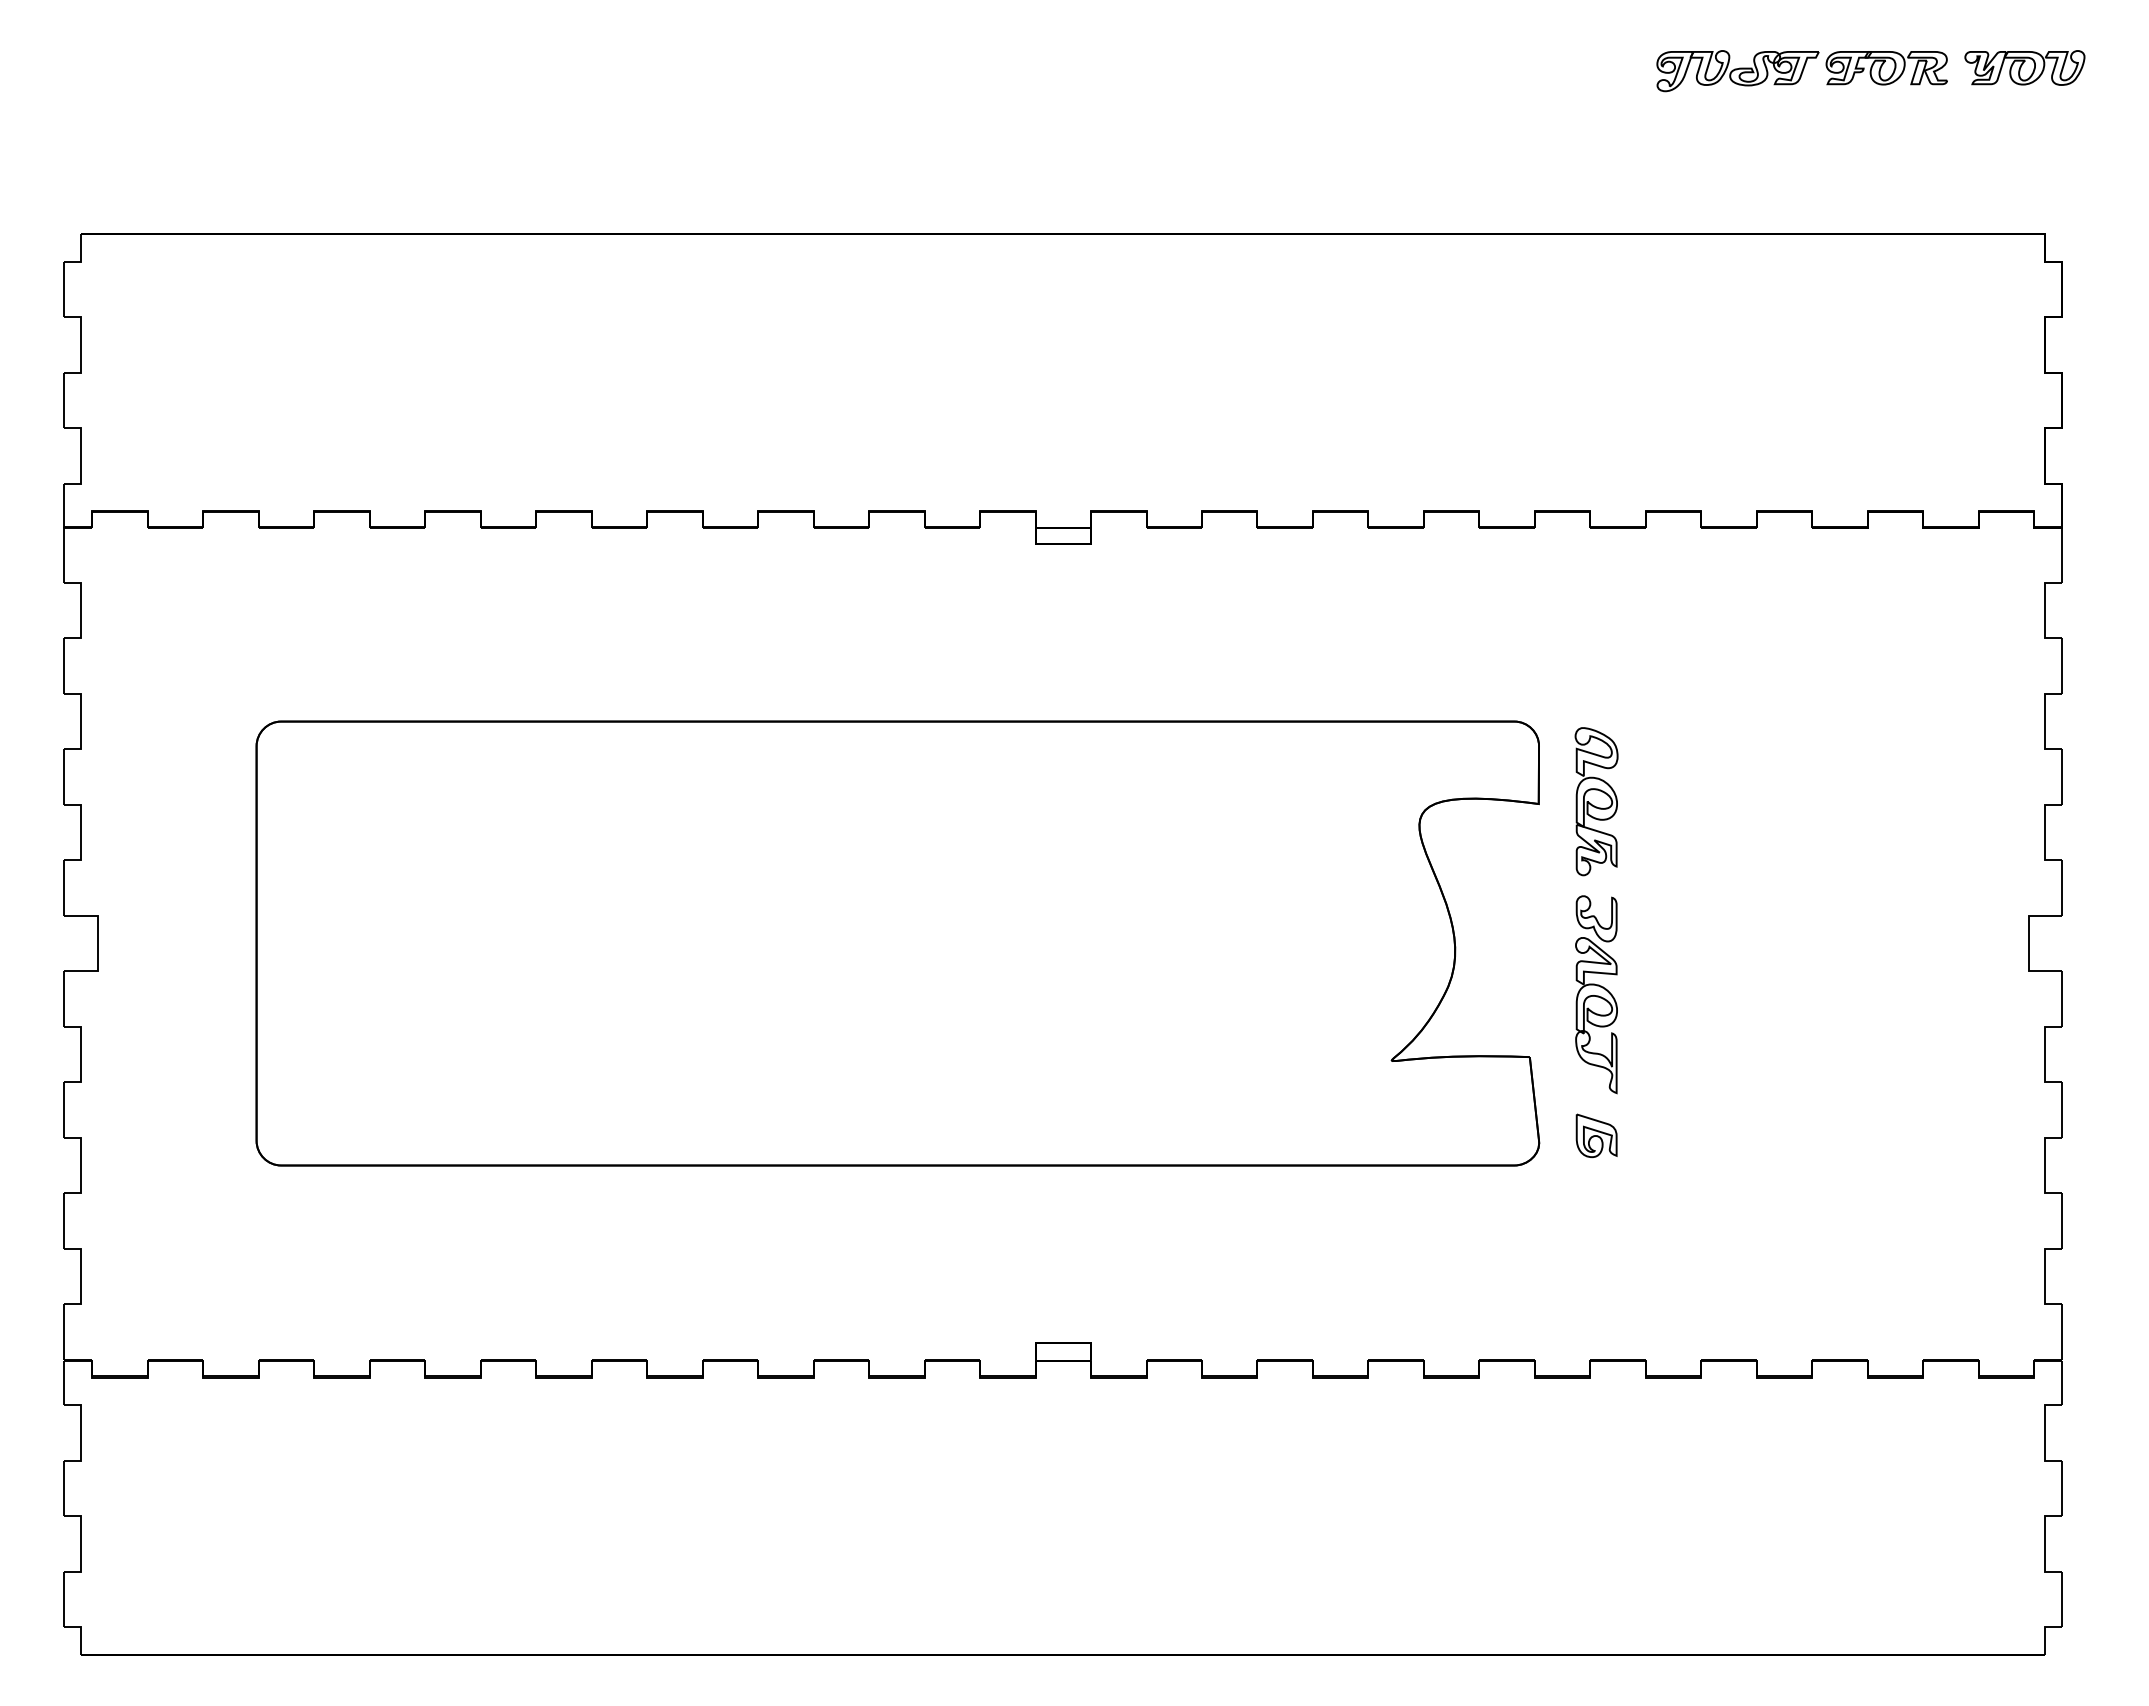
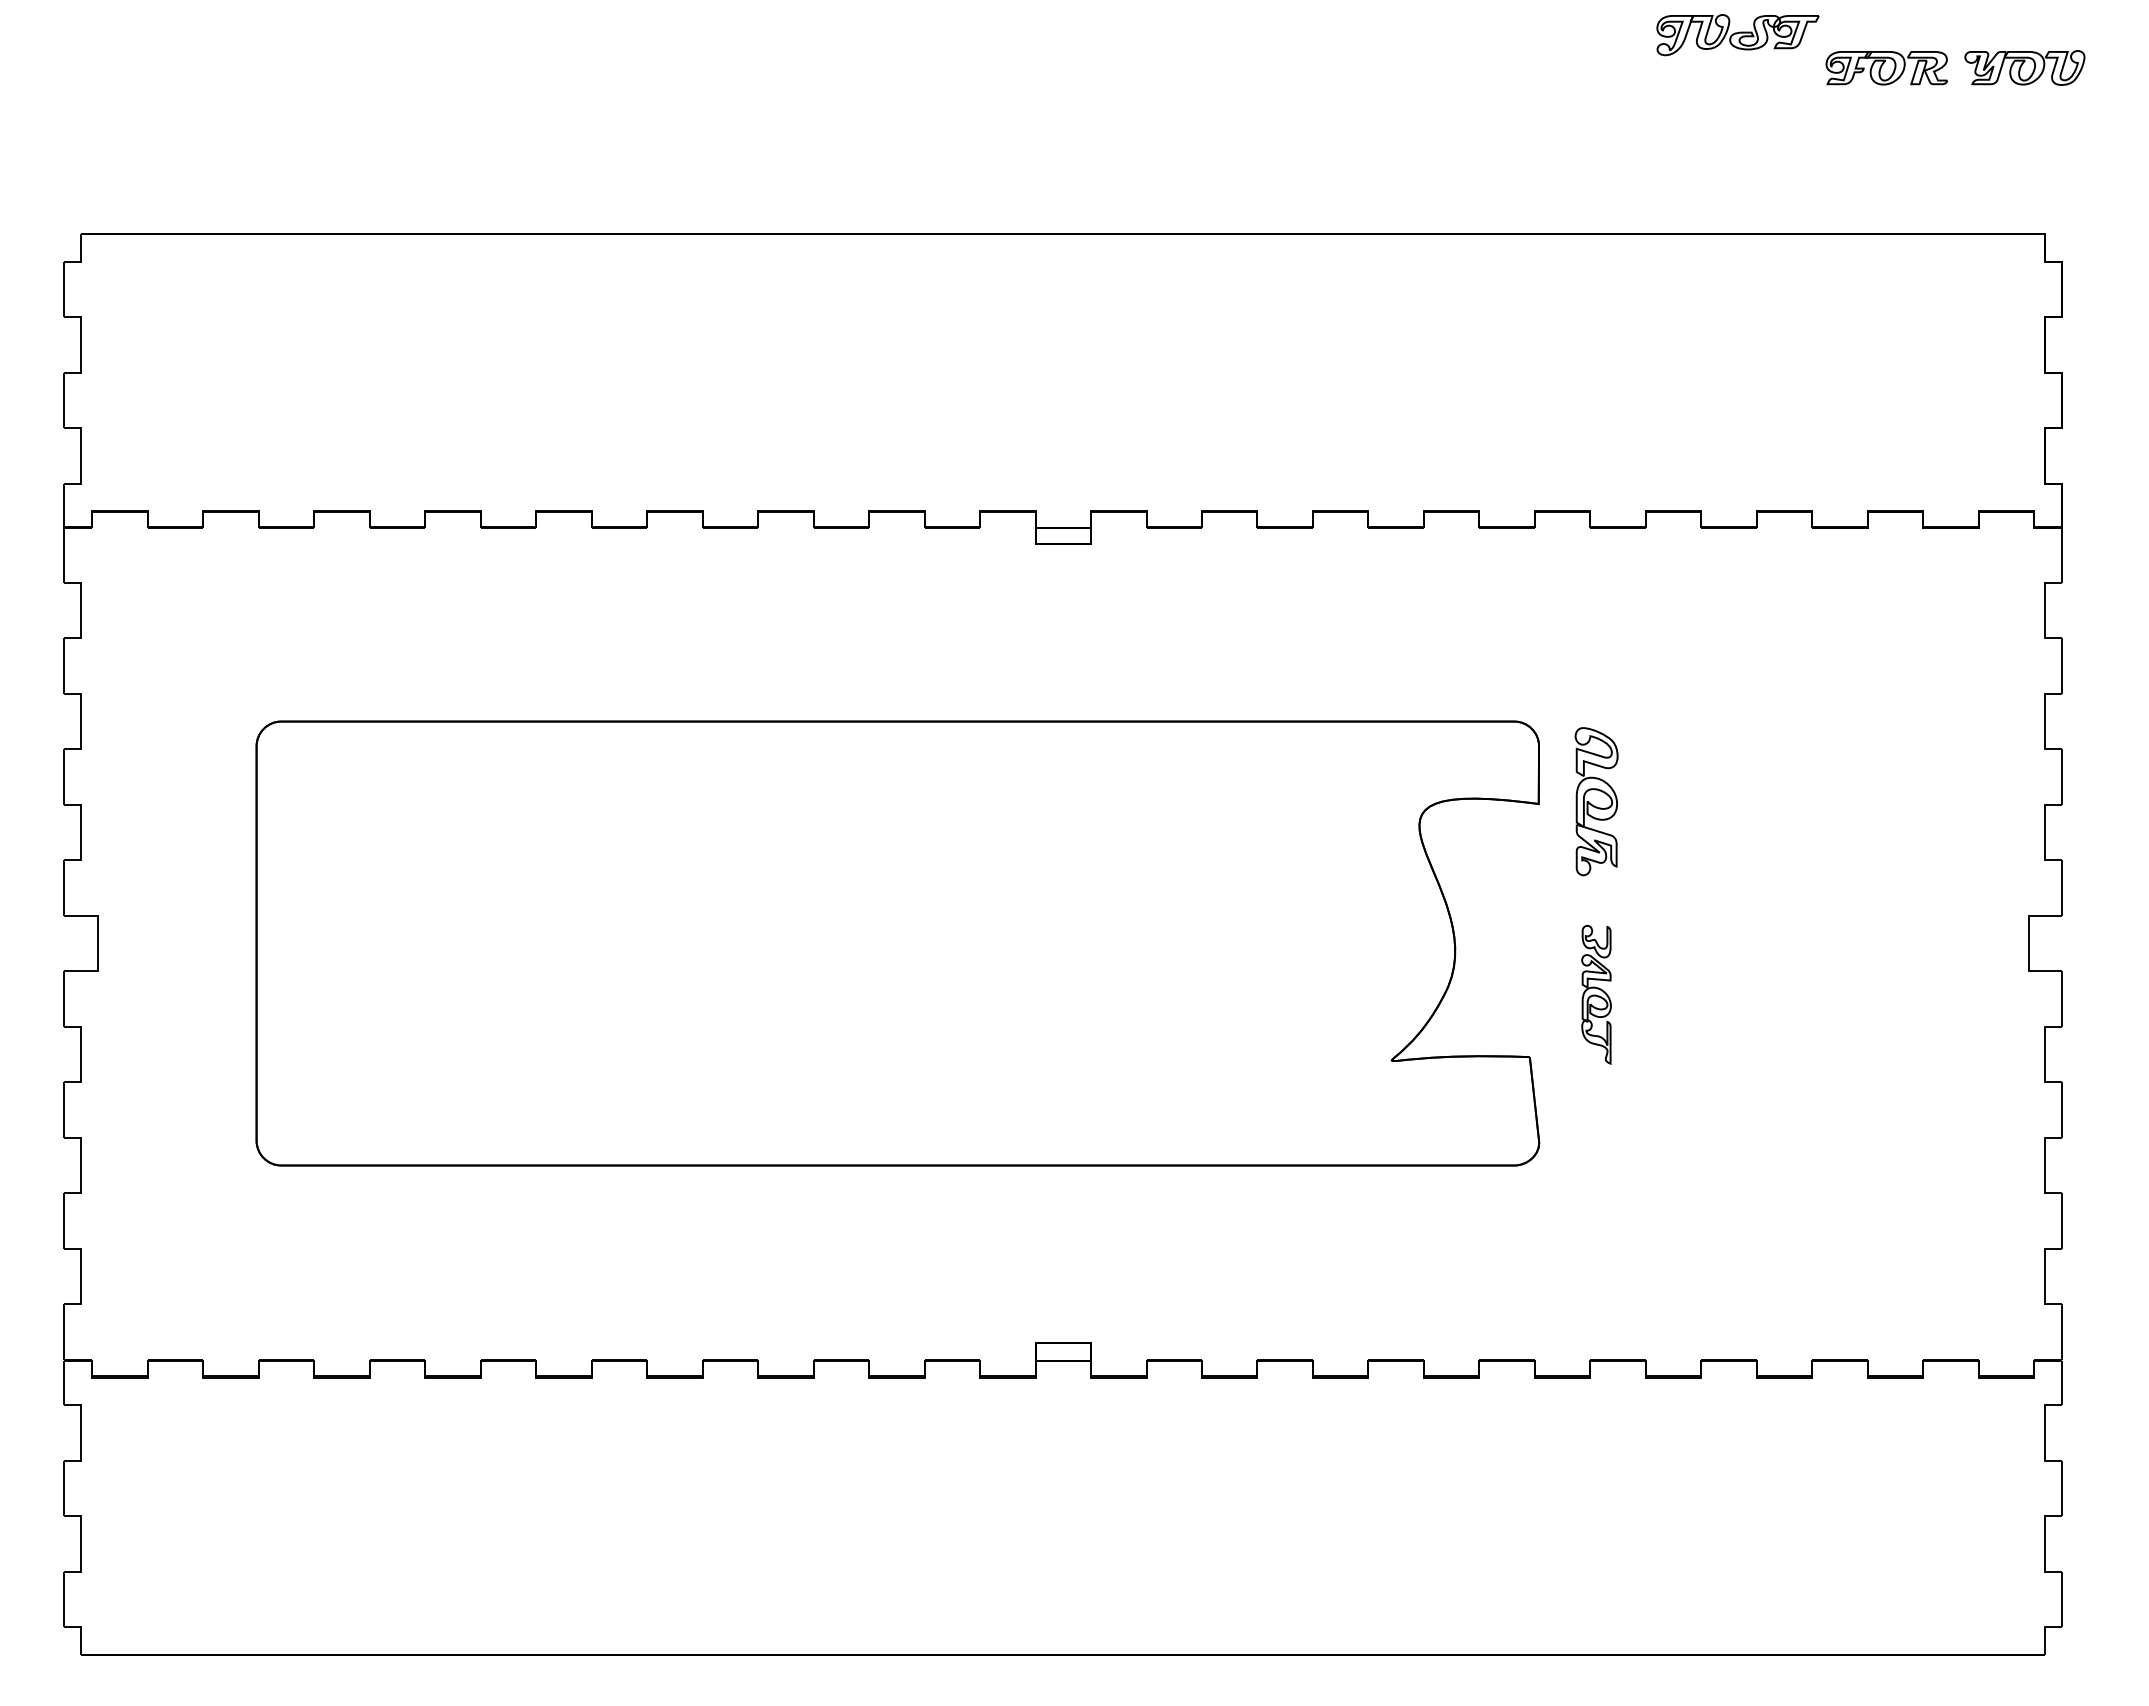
part position: (1737, 71) -> (1737, 35) (1737, 35)
part size: 43x200 px -> 31x140 px (1596, 994)
part: present -> none (1596, 1135)
